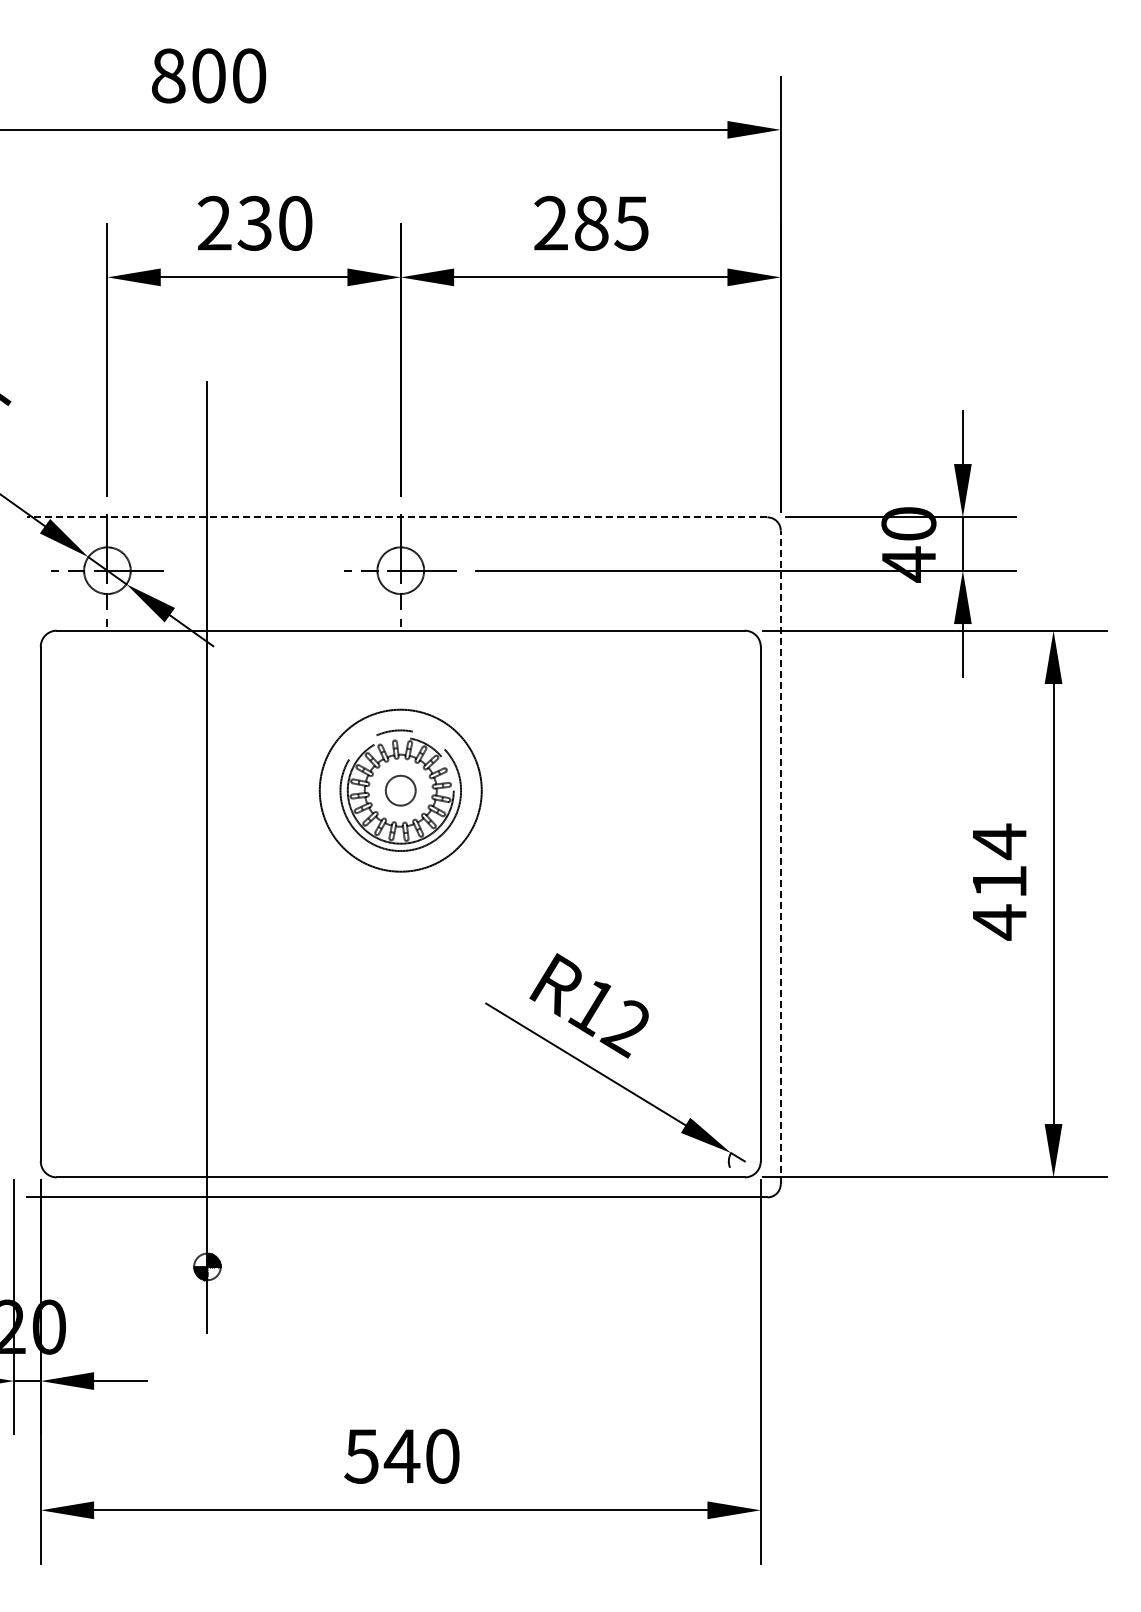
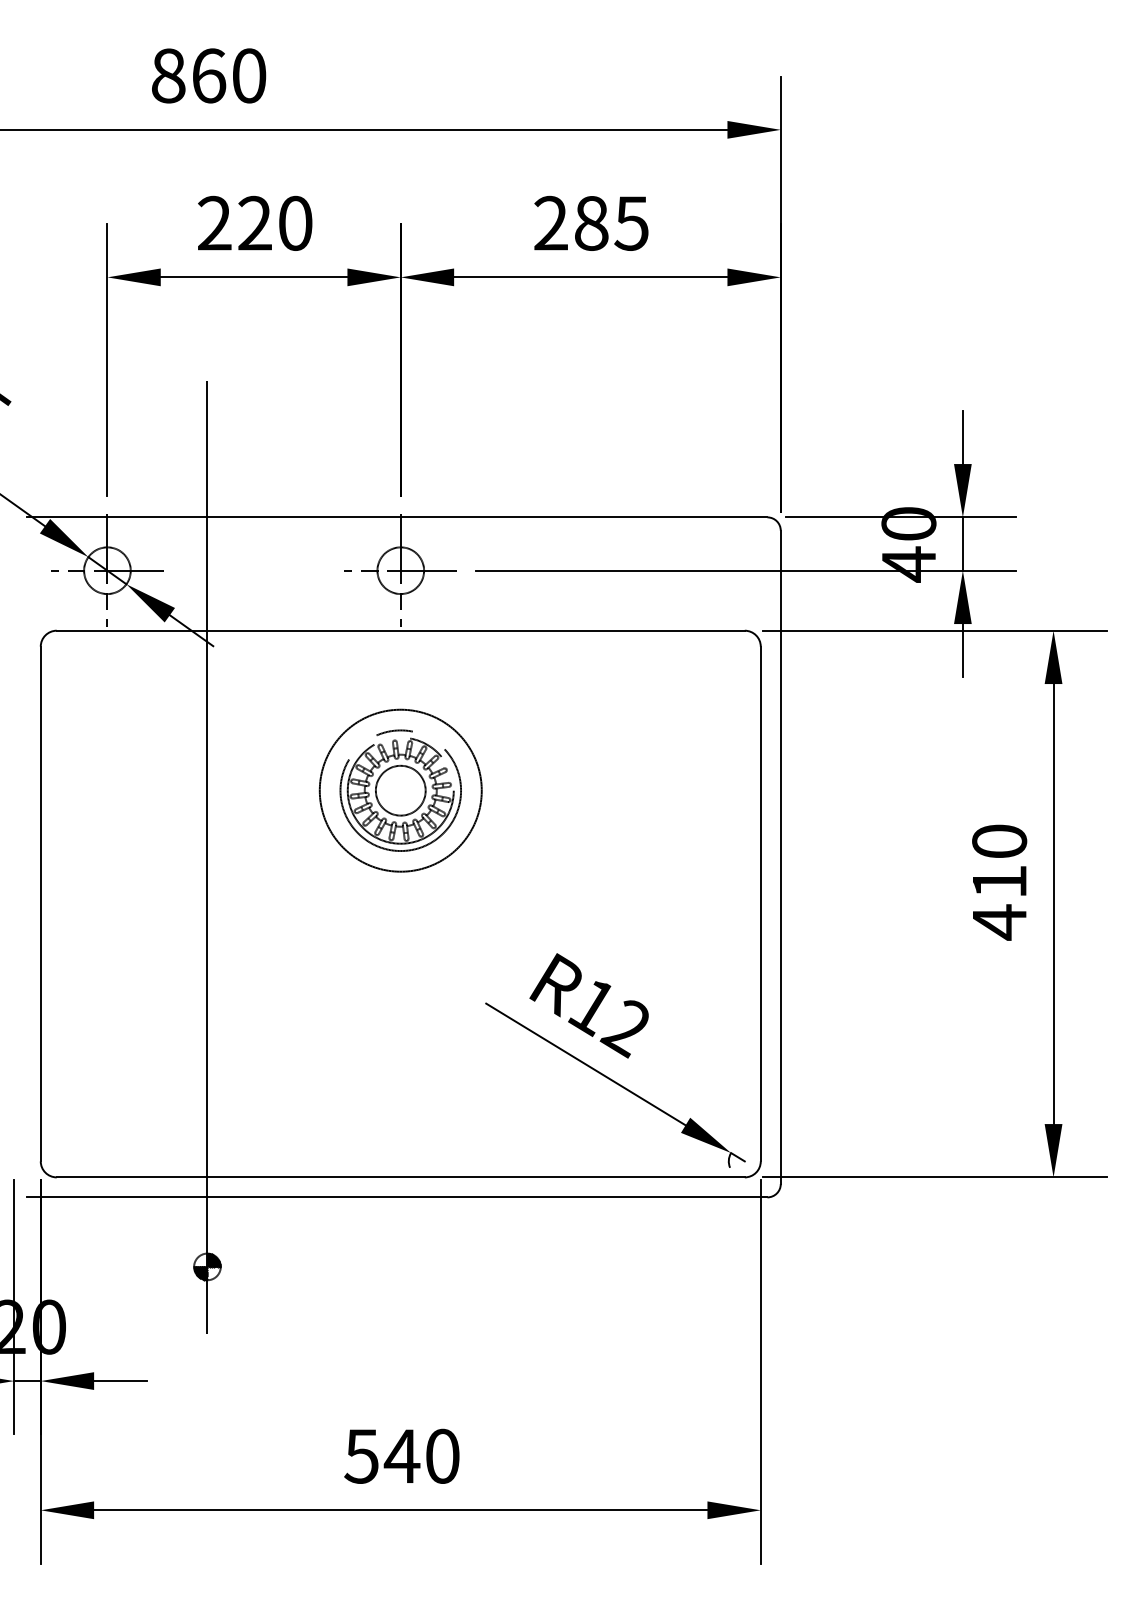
text: 800 -> 860 (209, 75)
text: 230 -> 220 (254, 223)
line: dashed -> solid (396, 517)
circle diameter: 30 px -> 50 px (400, 790)
text: 414 -> 410 (999, 841)
line: dashed -> solid (780, 857)
